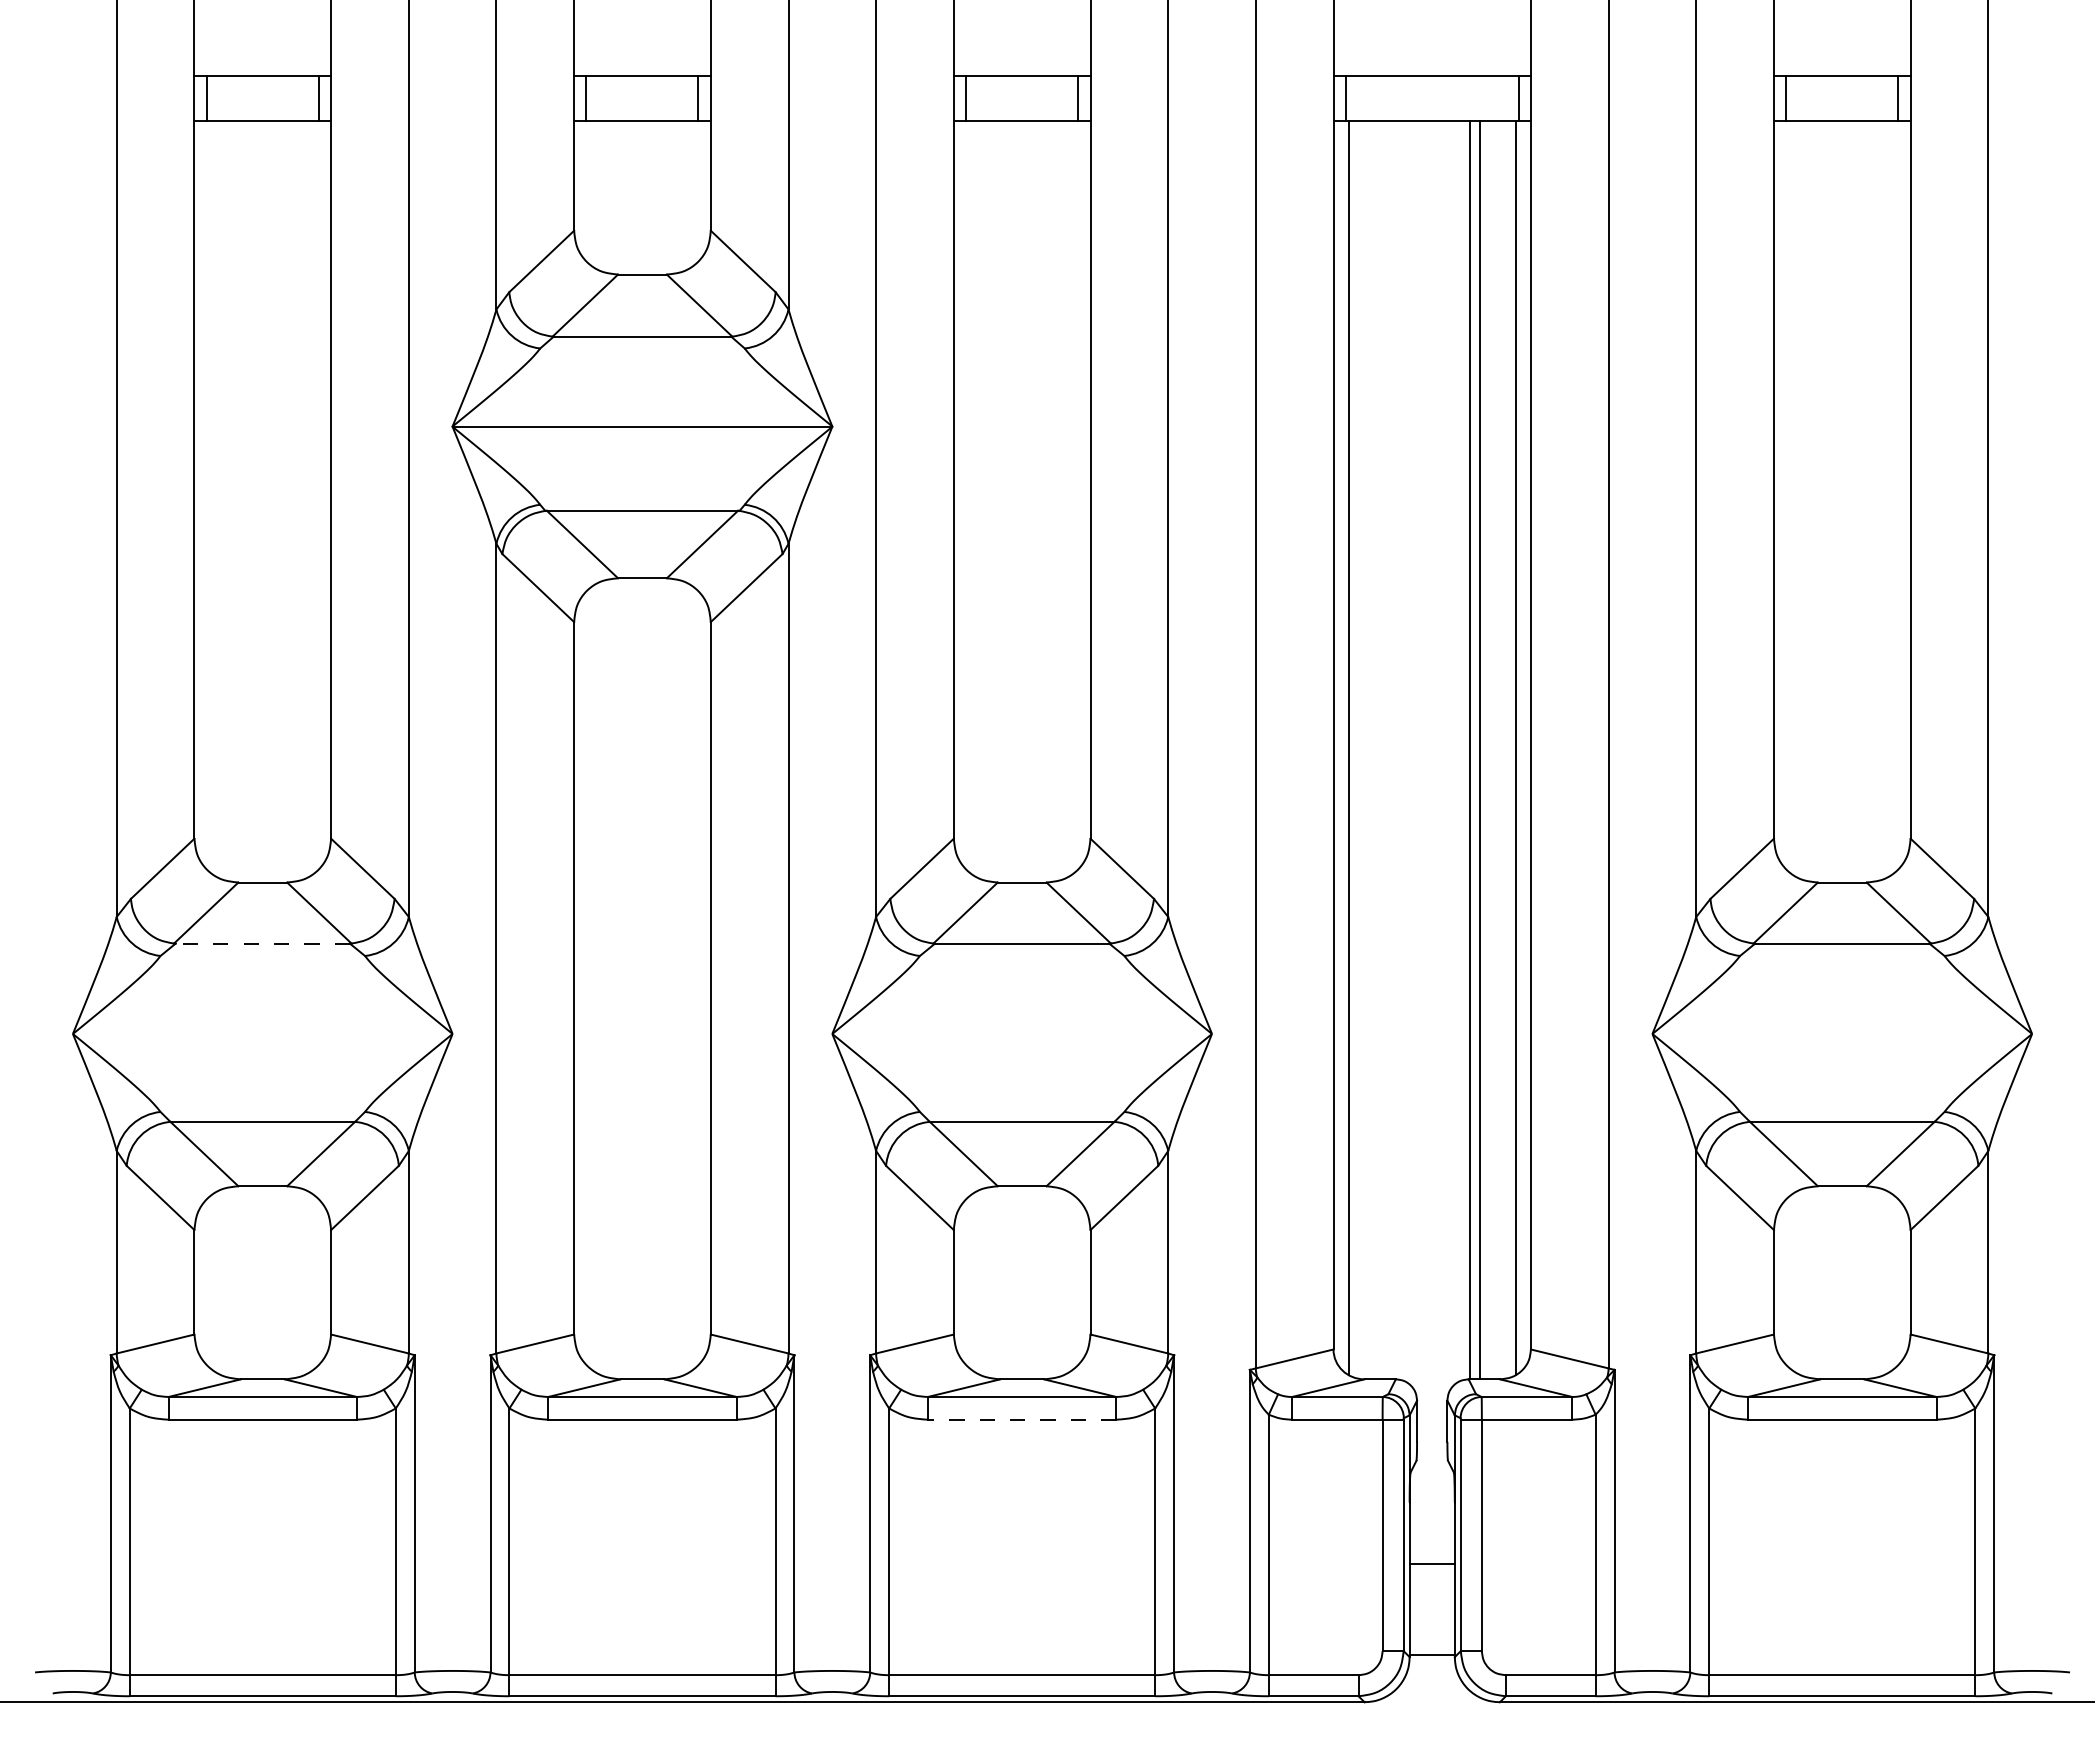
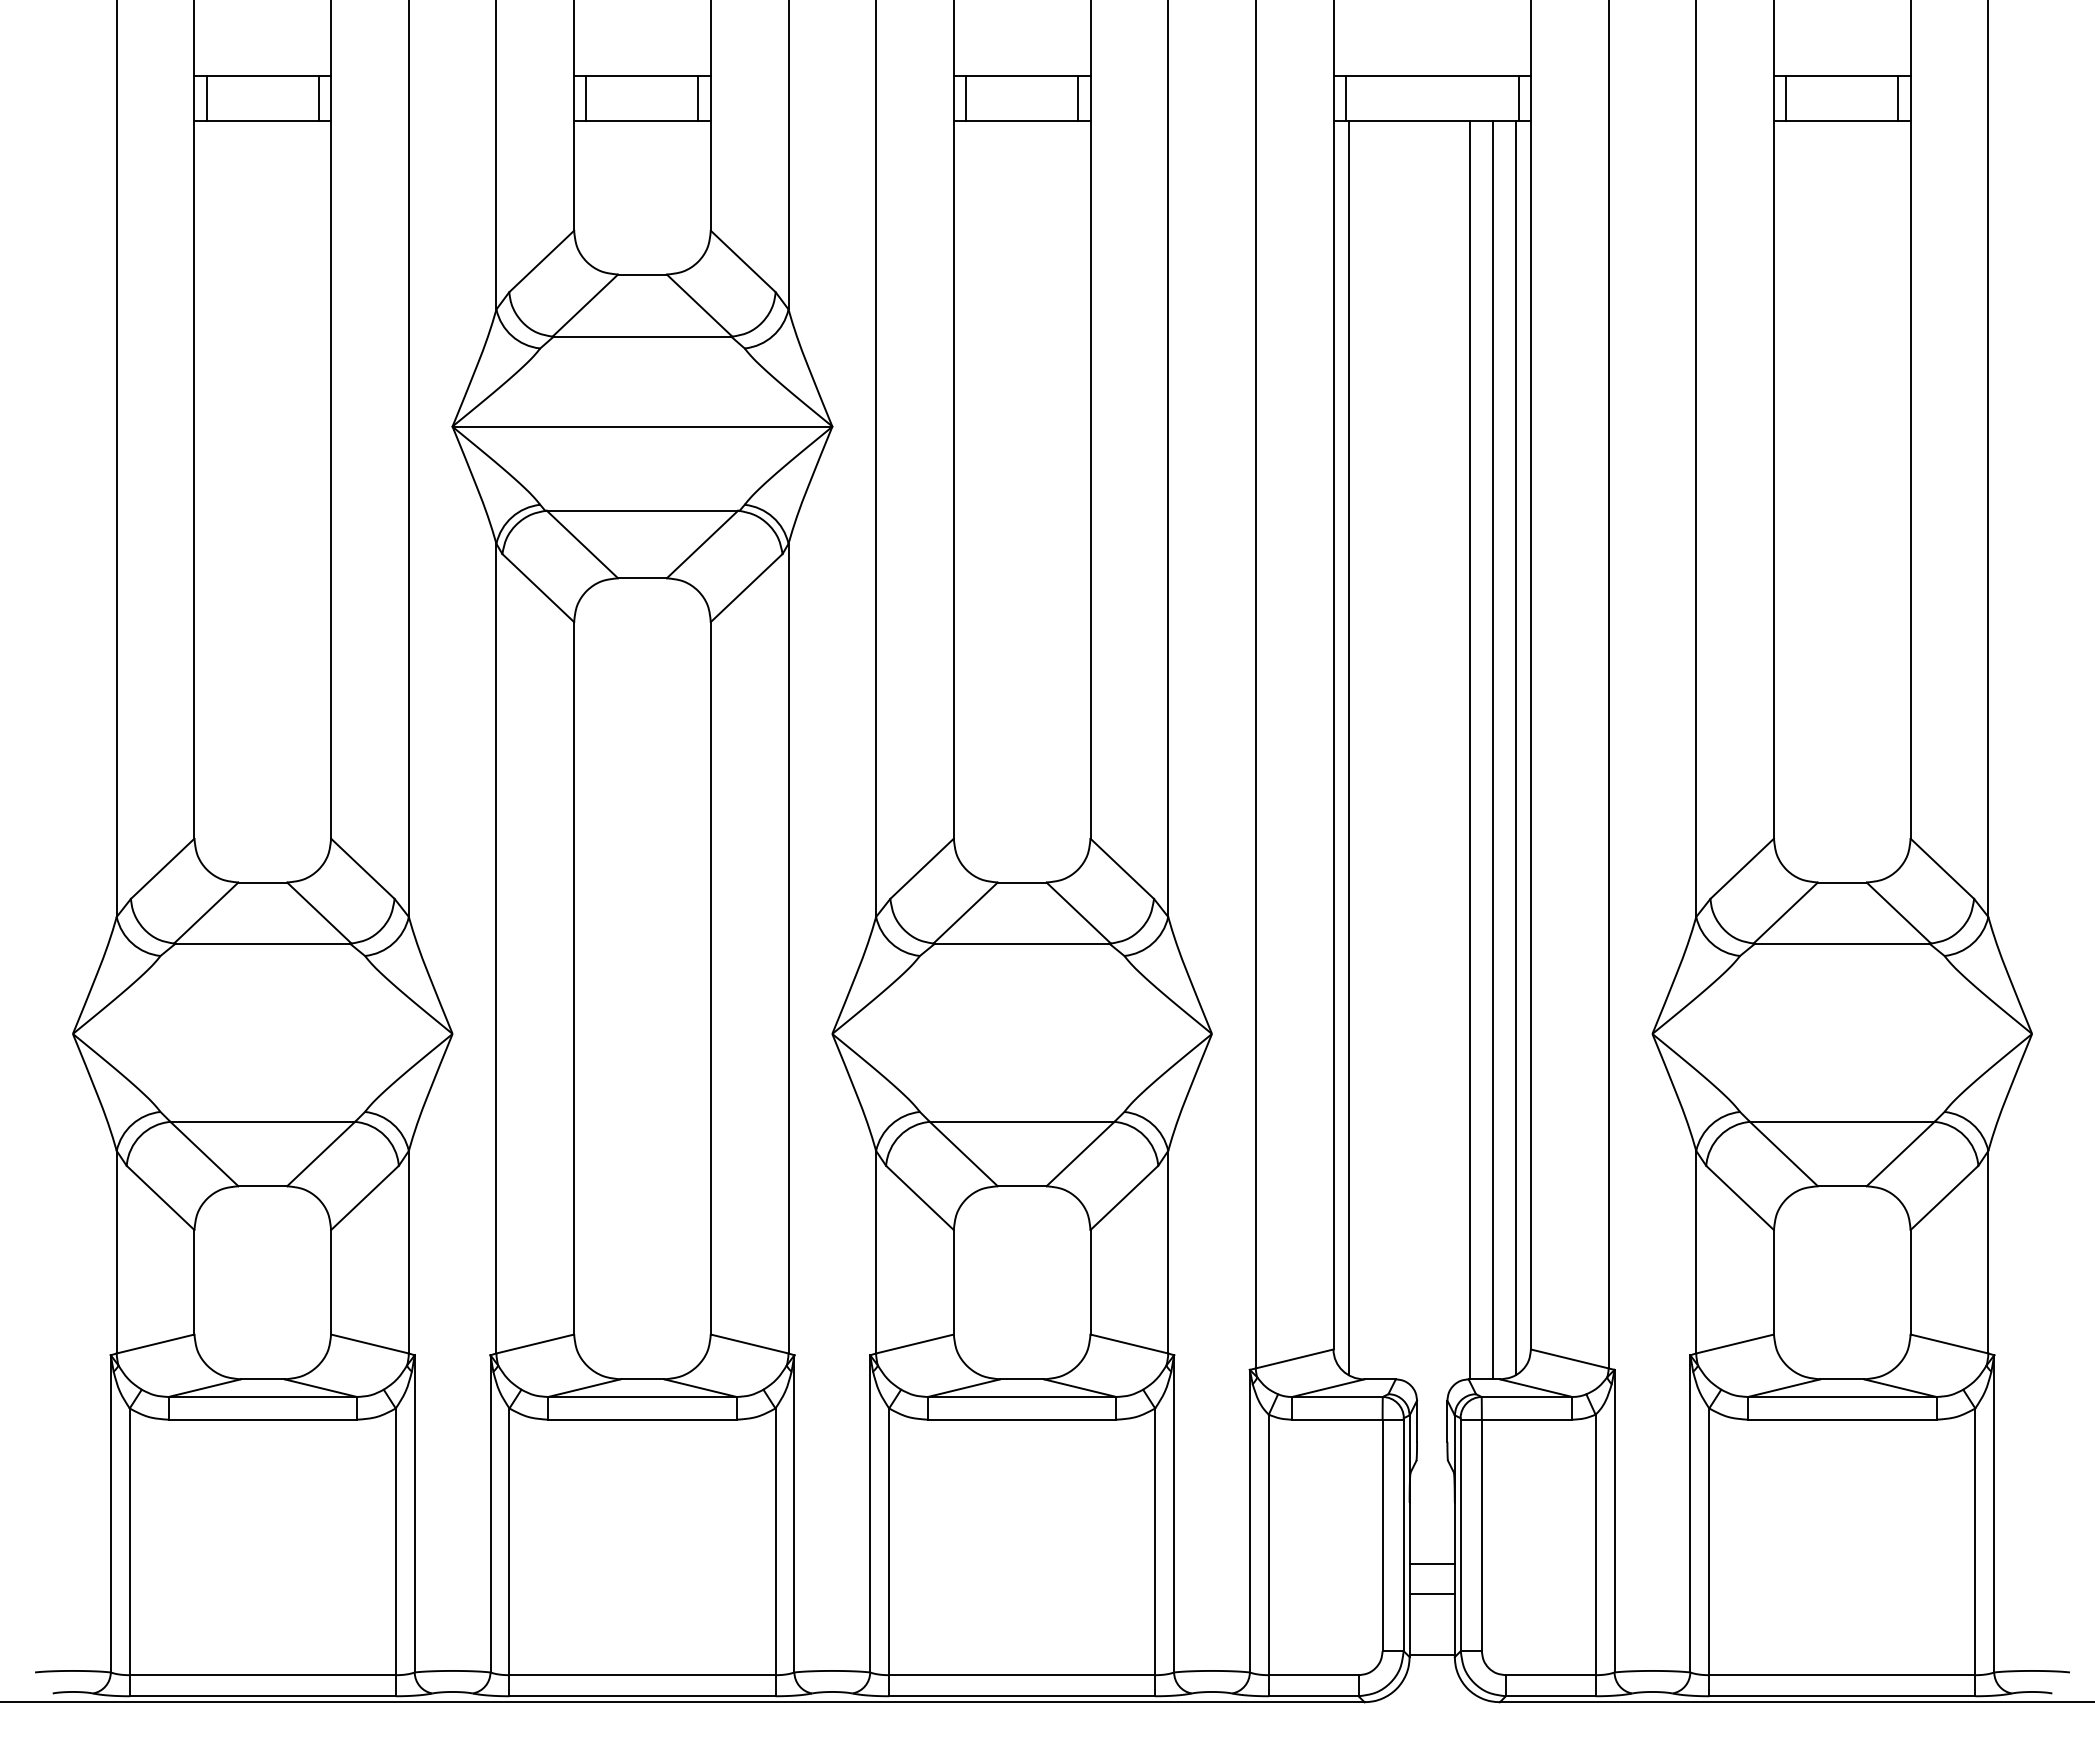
line position: (1479, 750) -> (1492, 750) (1492, 750)
line: dashed -> solid (262, 943)
line: dashed -> solid (1021, 1419)
line: none -> present (1431, 1594)
